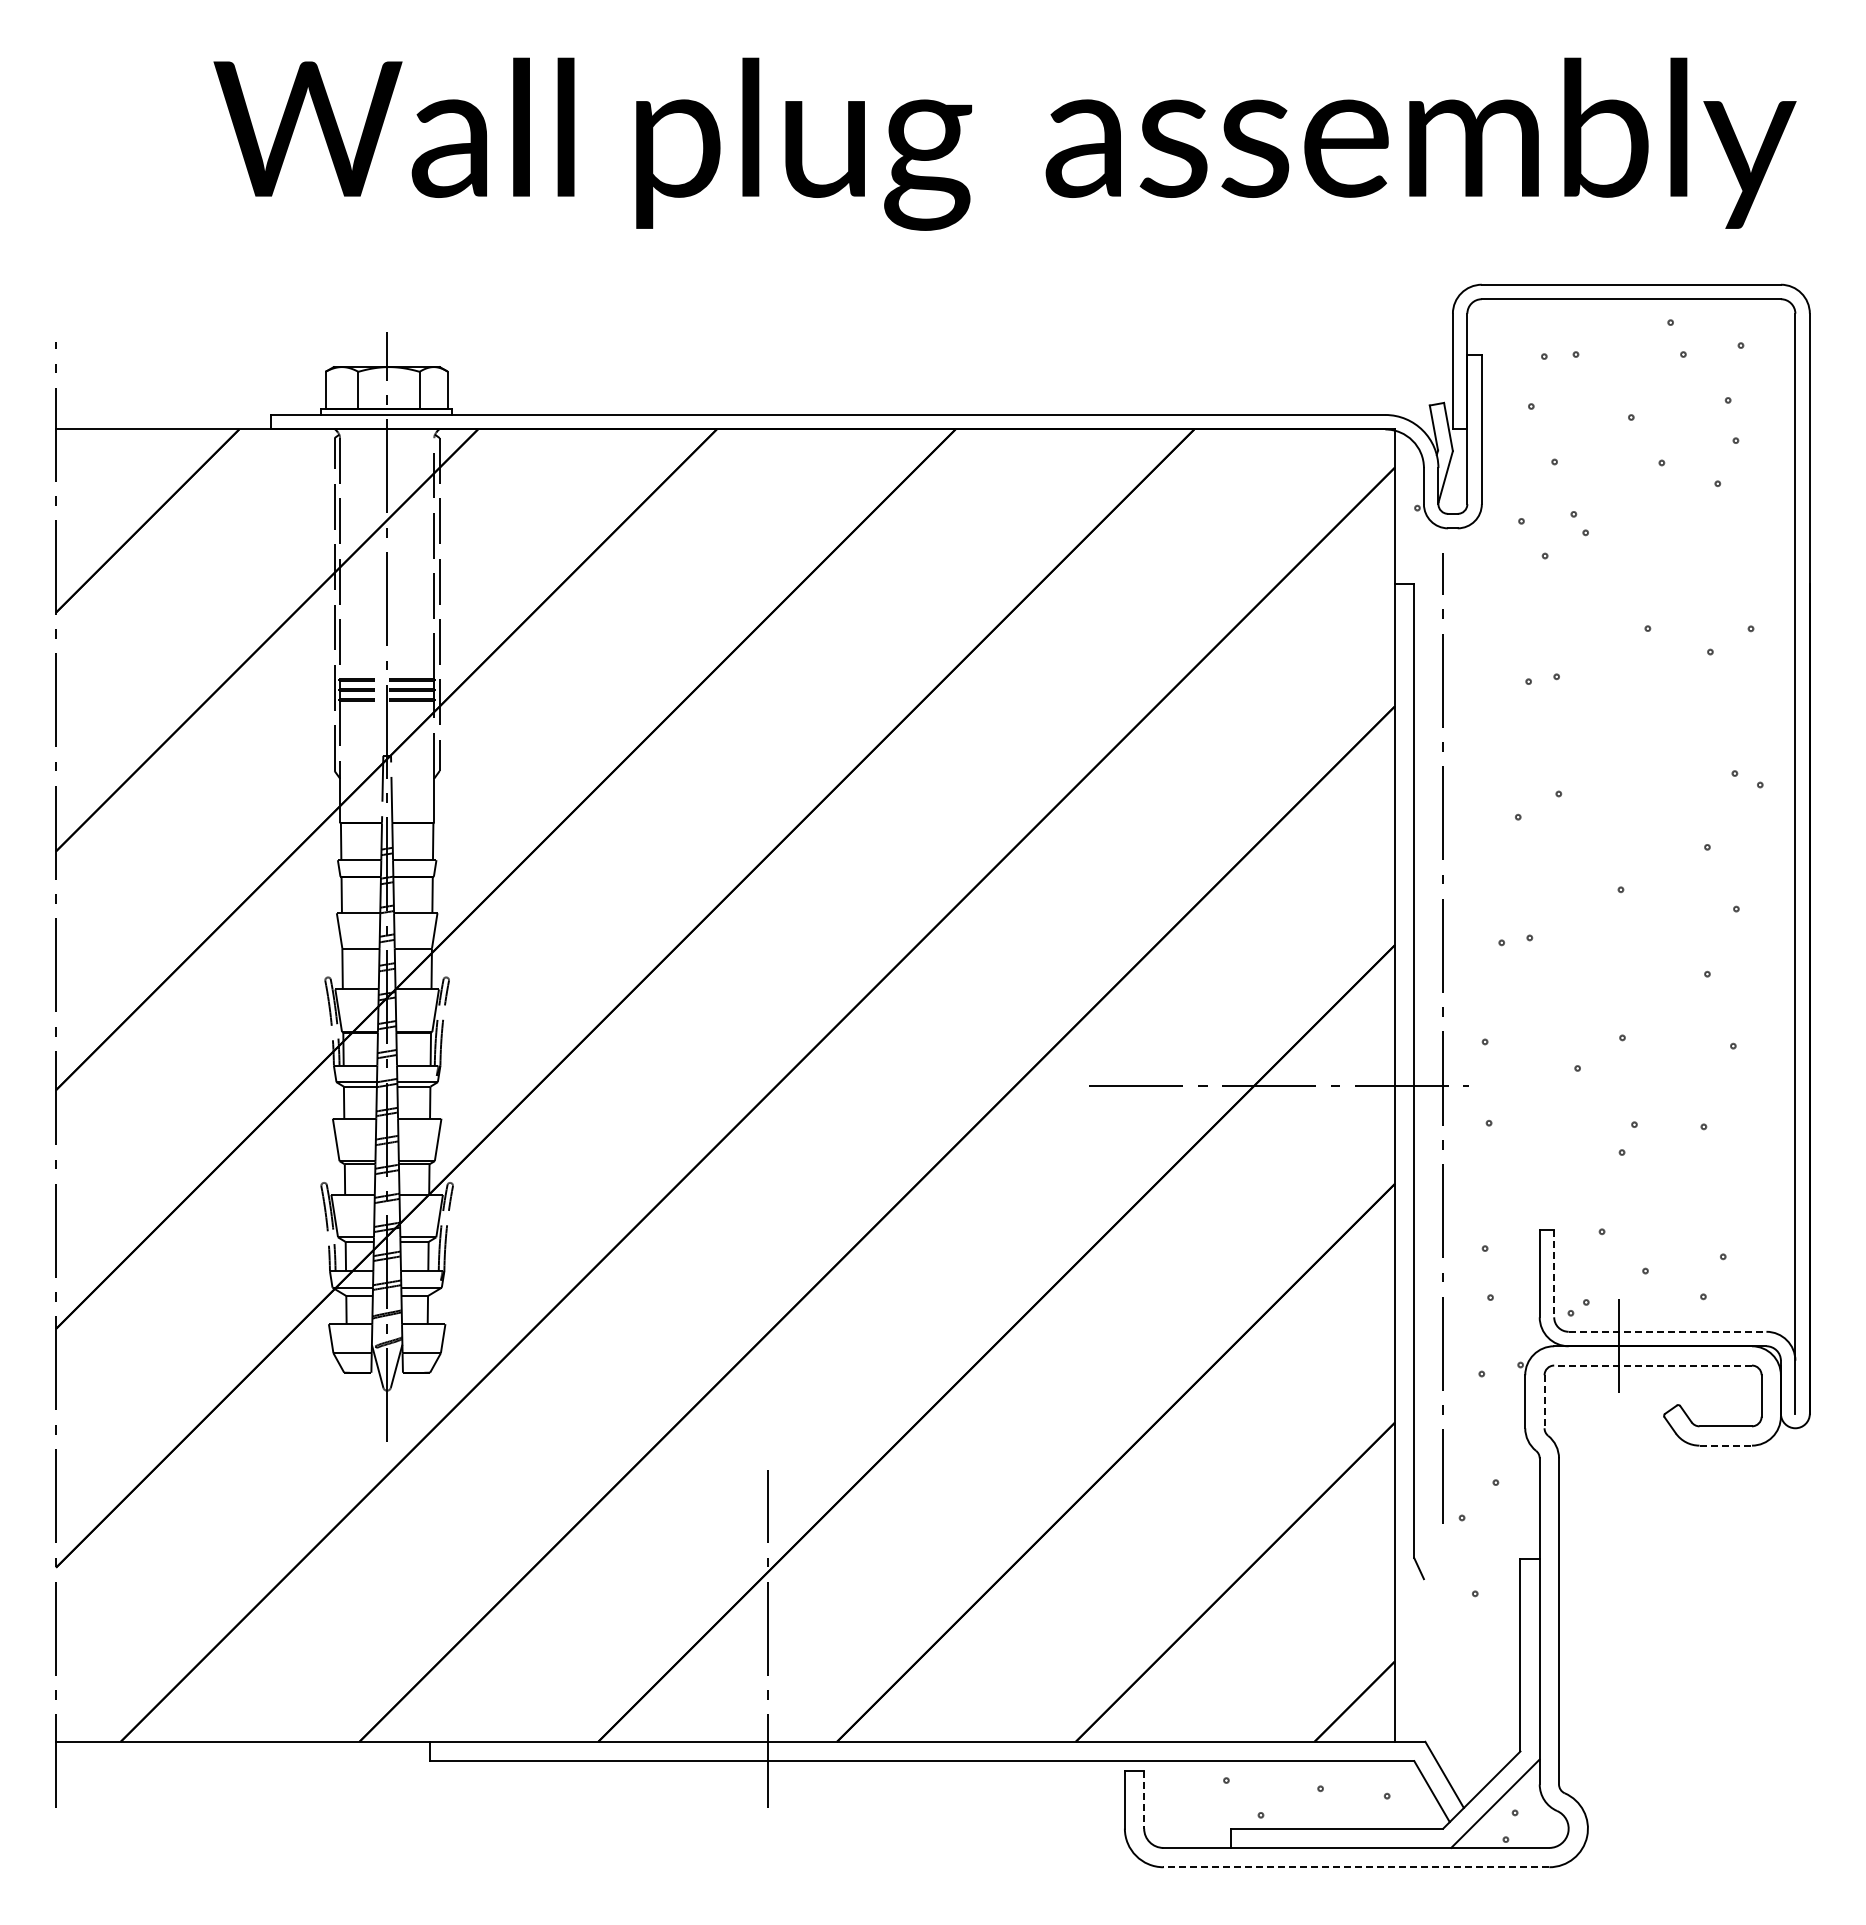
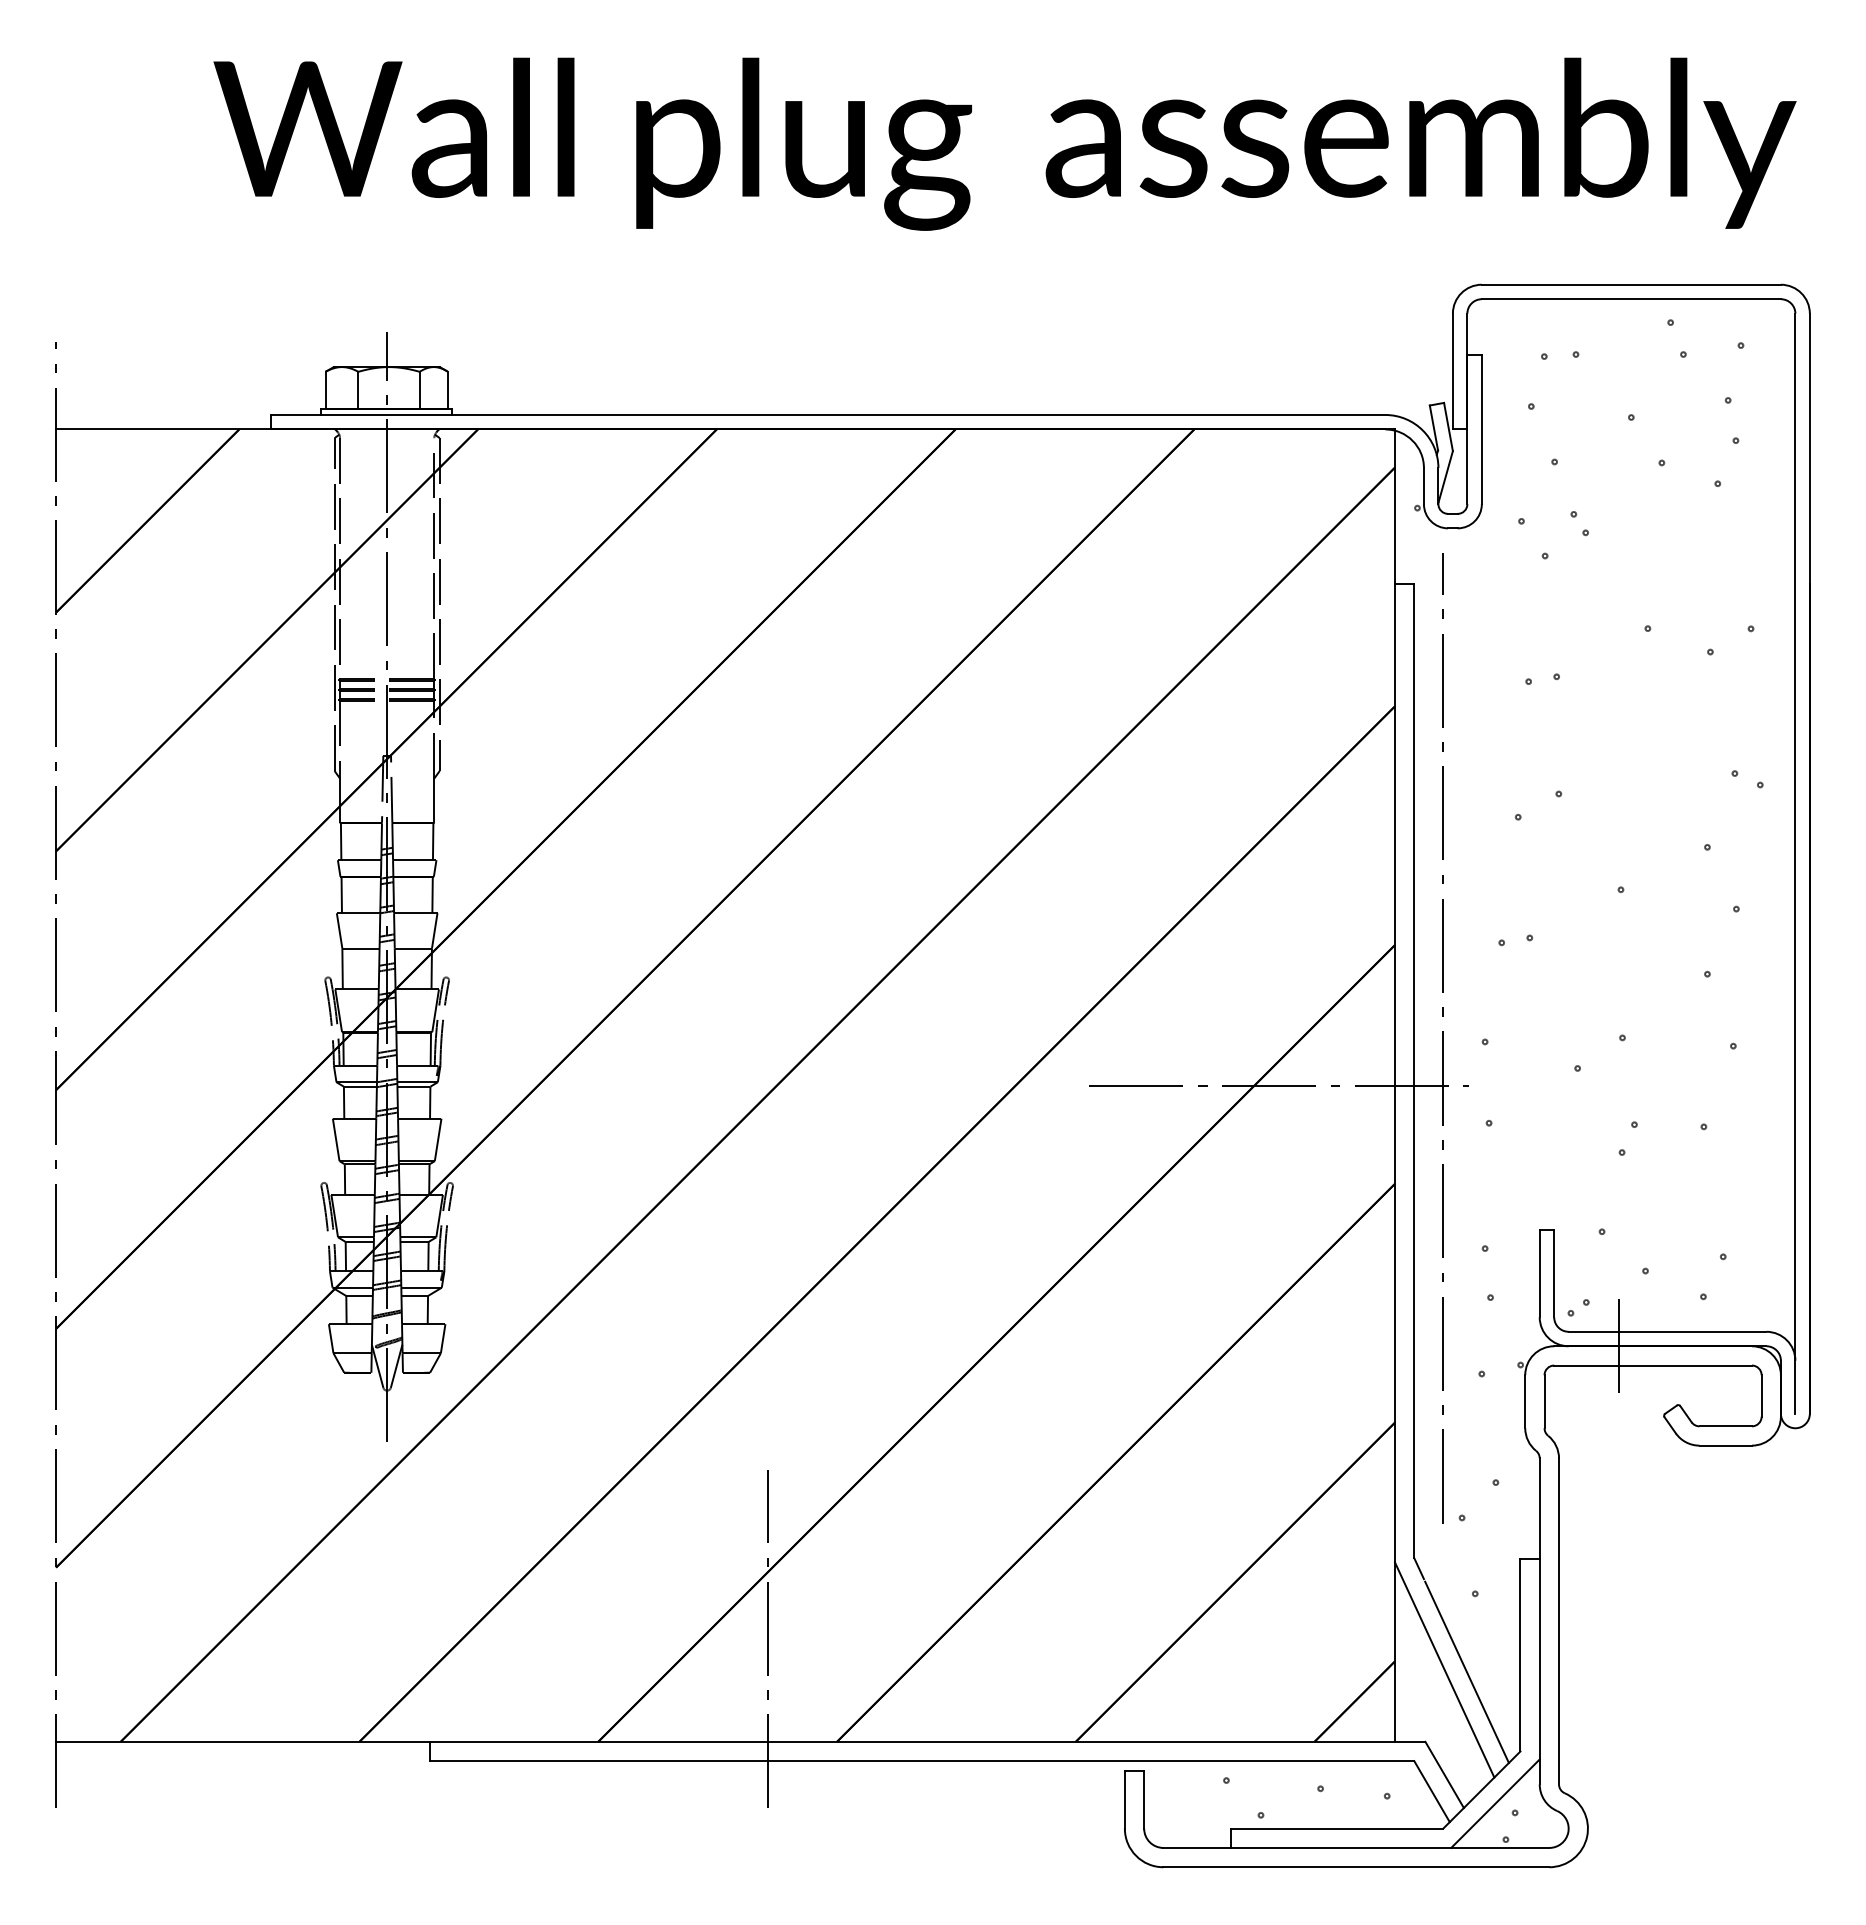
line: dashed -> solid (1554, 1274)
line: dashed -> solid (1667, 1331)
line: dashed -> solid (1653, 1365)
line: dashed -> solid (1544, 1401)
line: dashed -> solid (1726, 1445)
line: none -> present (1444, 1669)
line: none -> present (1466, 1672)
line: dashed -> solid (1144, 1799)
line: dashed -> solid (1356, 1867)
